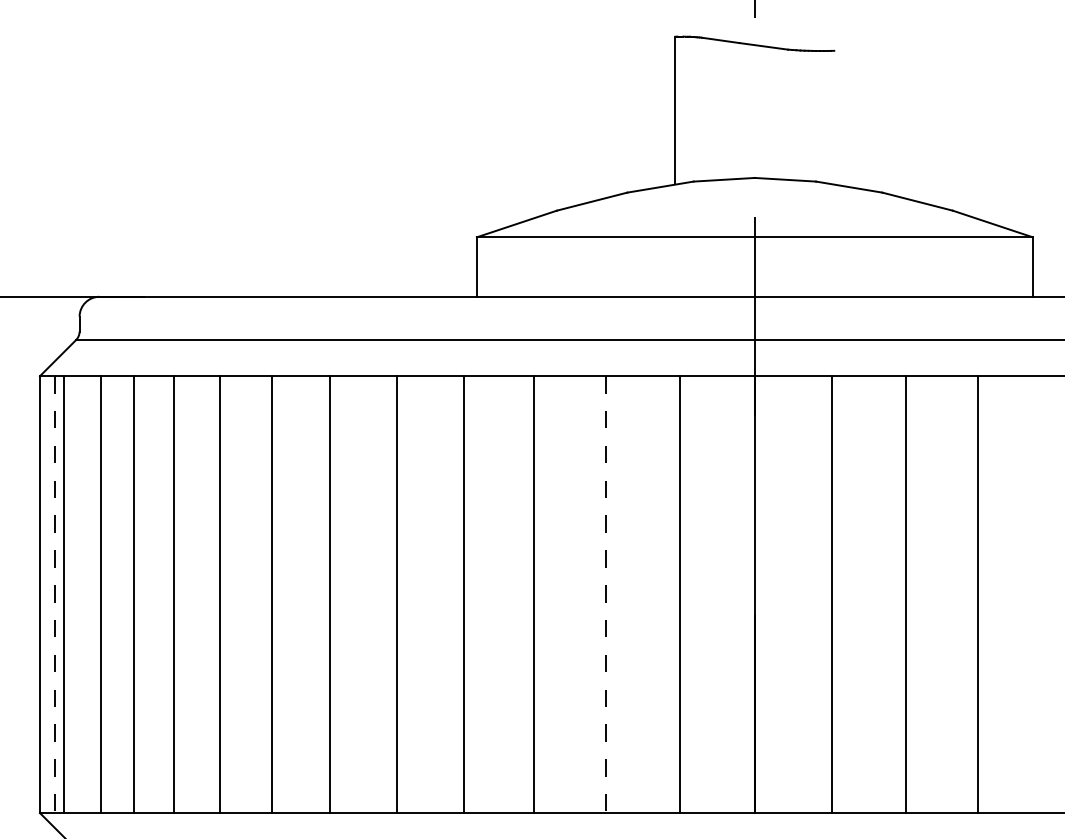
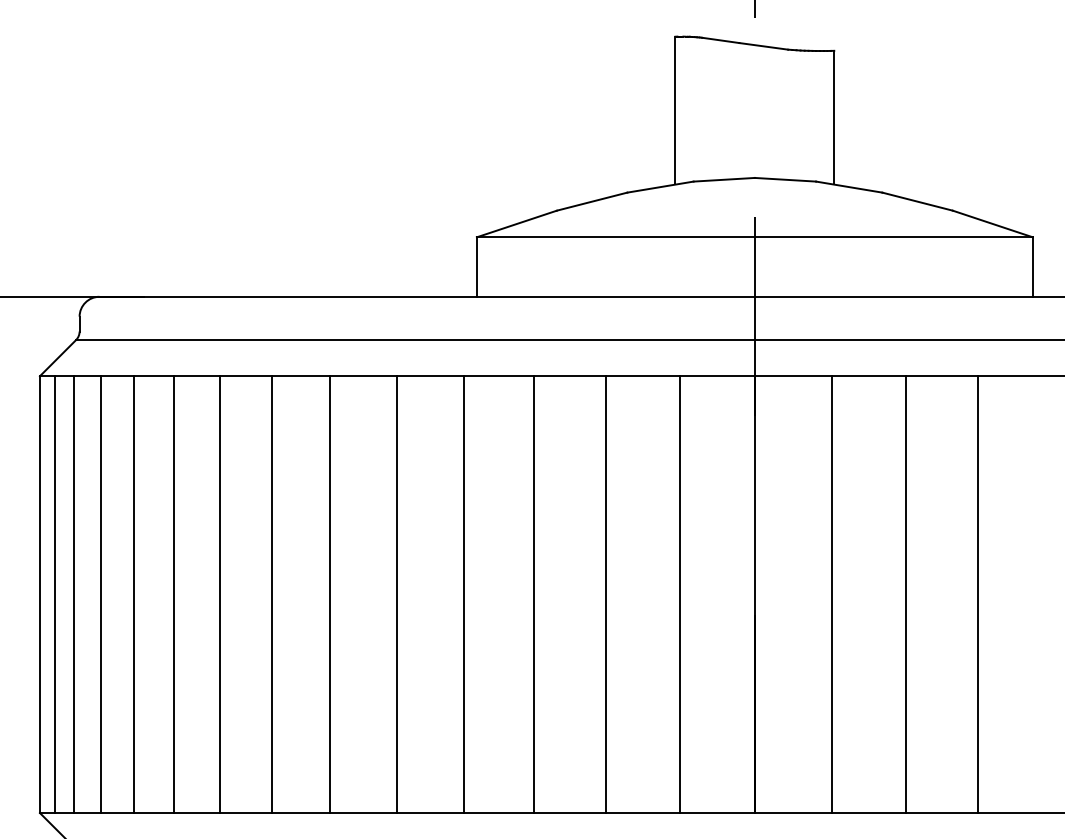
line: none -> present (834, 117)
line position: (64, 594) -> (74, 594) (74, 594)
line: dashed -> solid (55, 595)
line: dashed -> solid (606, 595)
